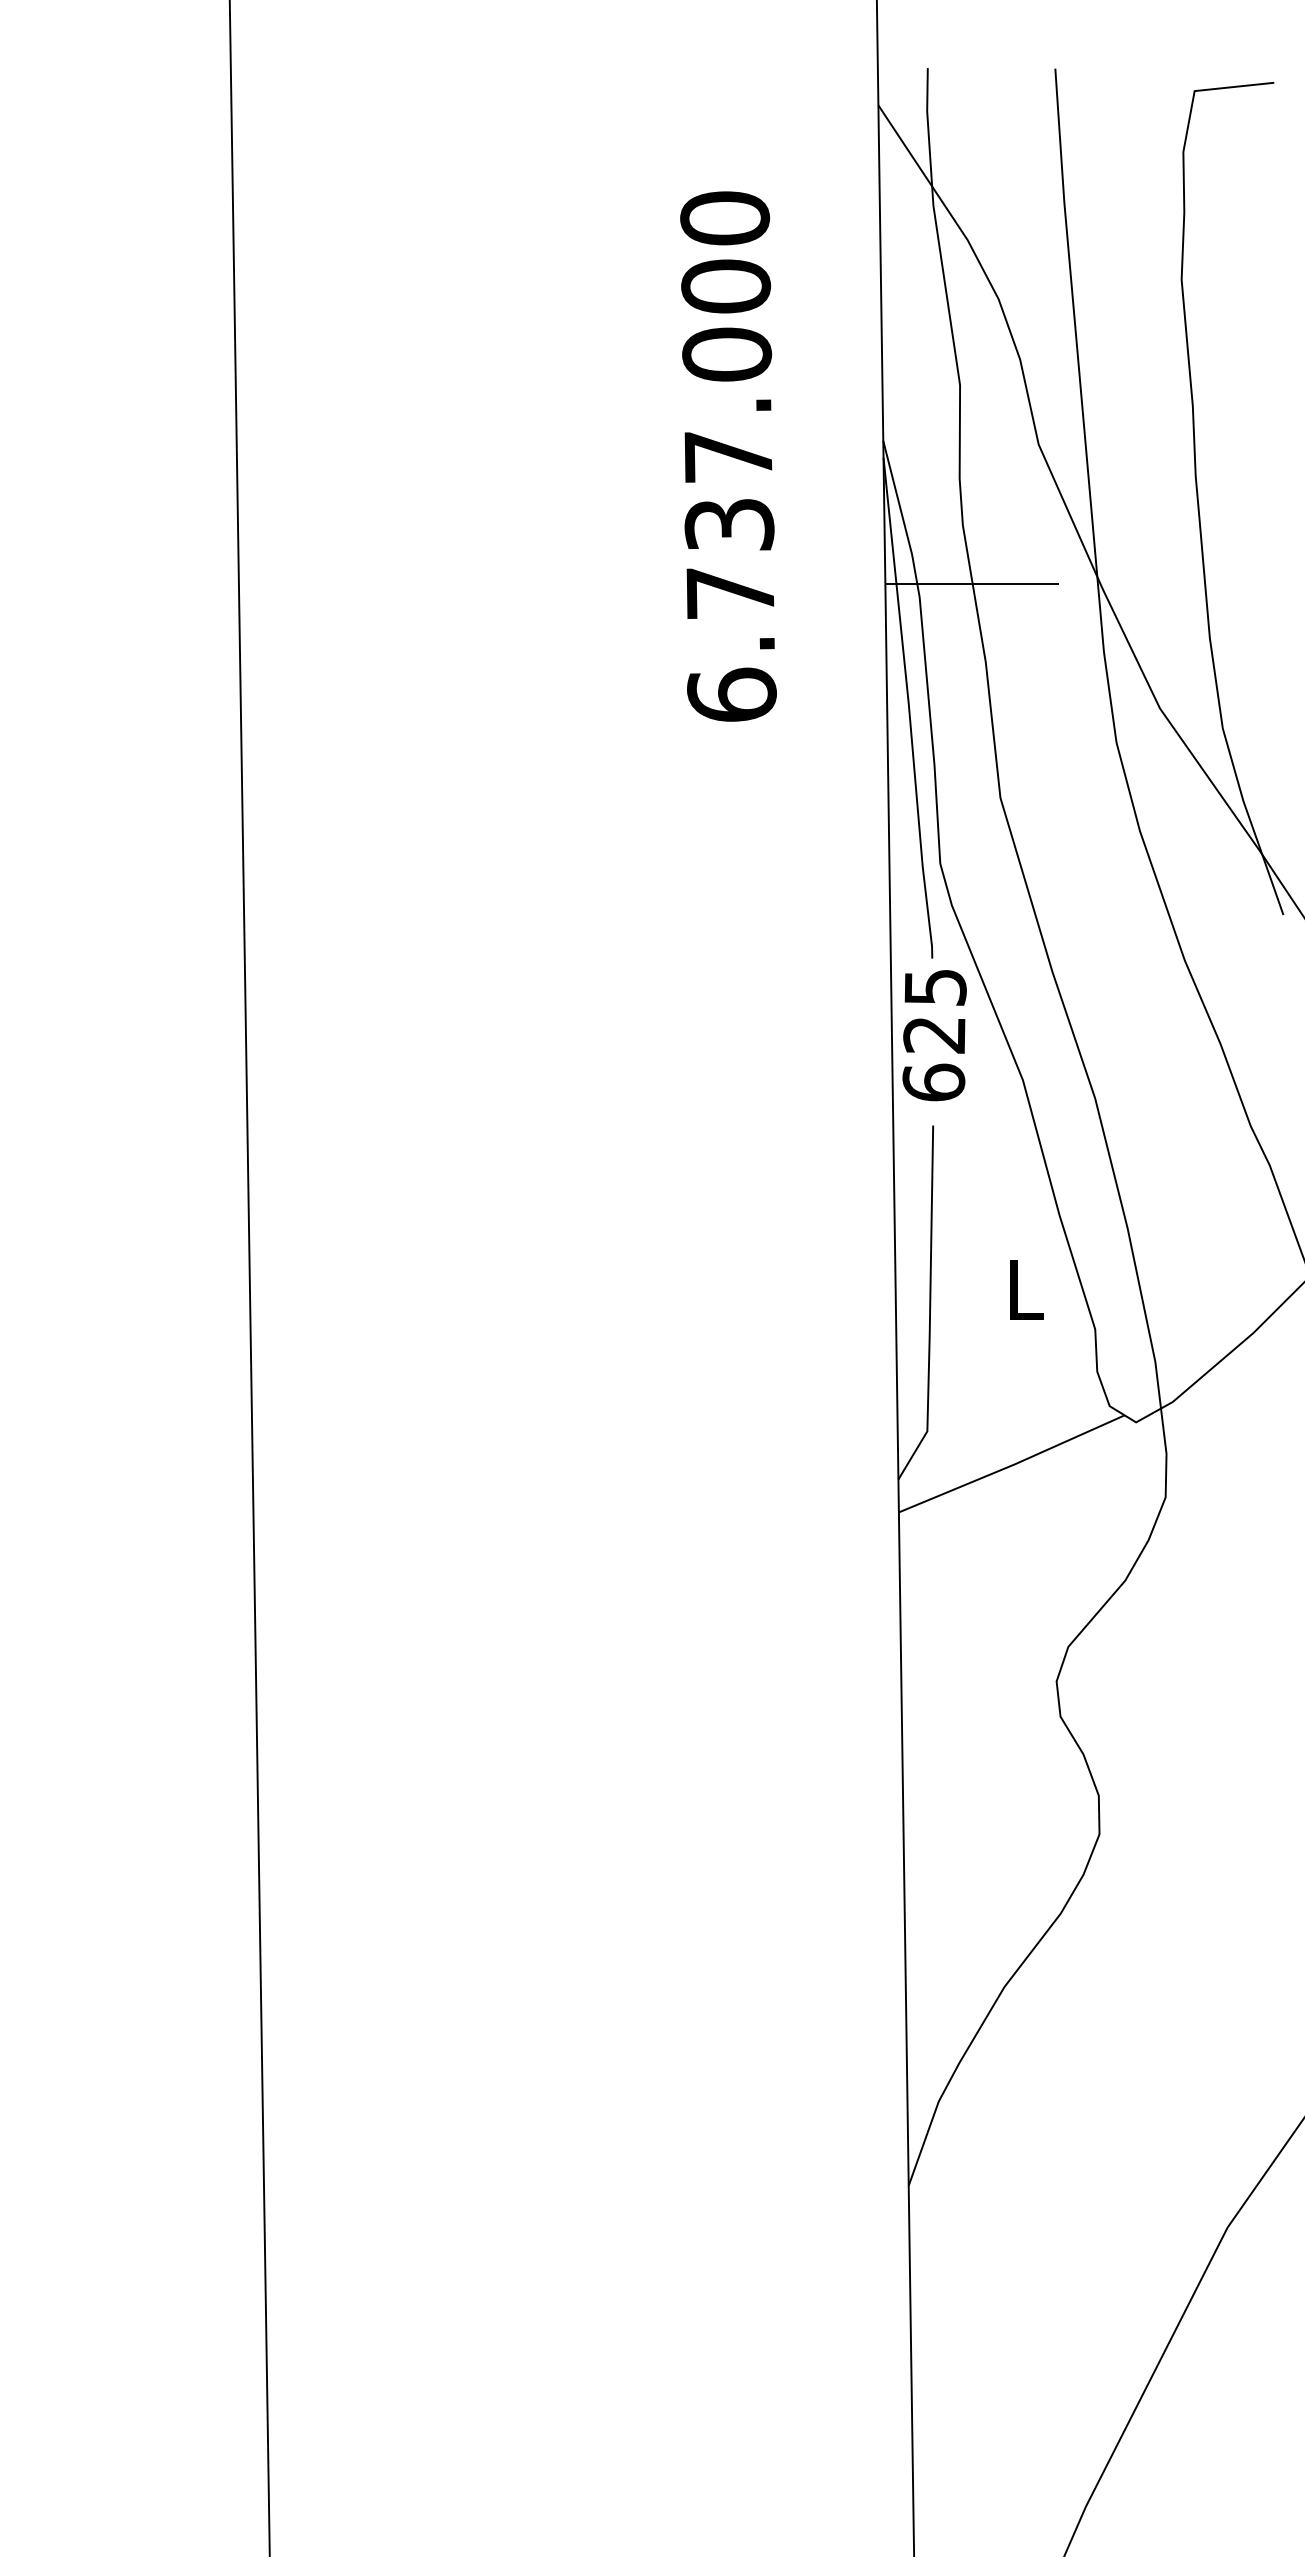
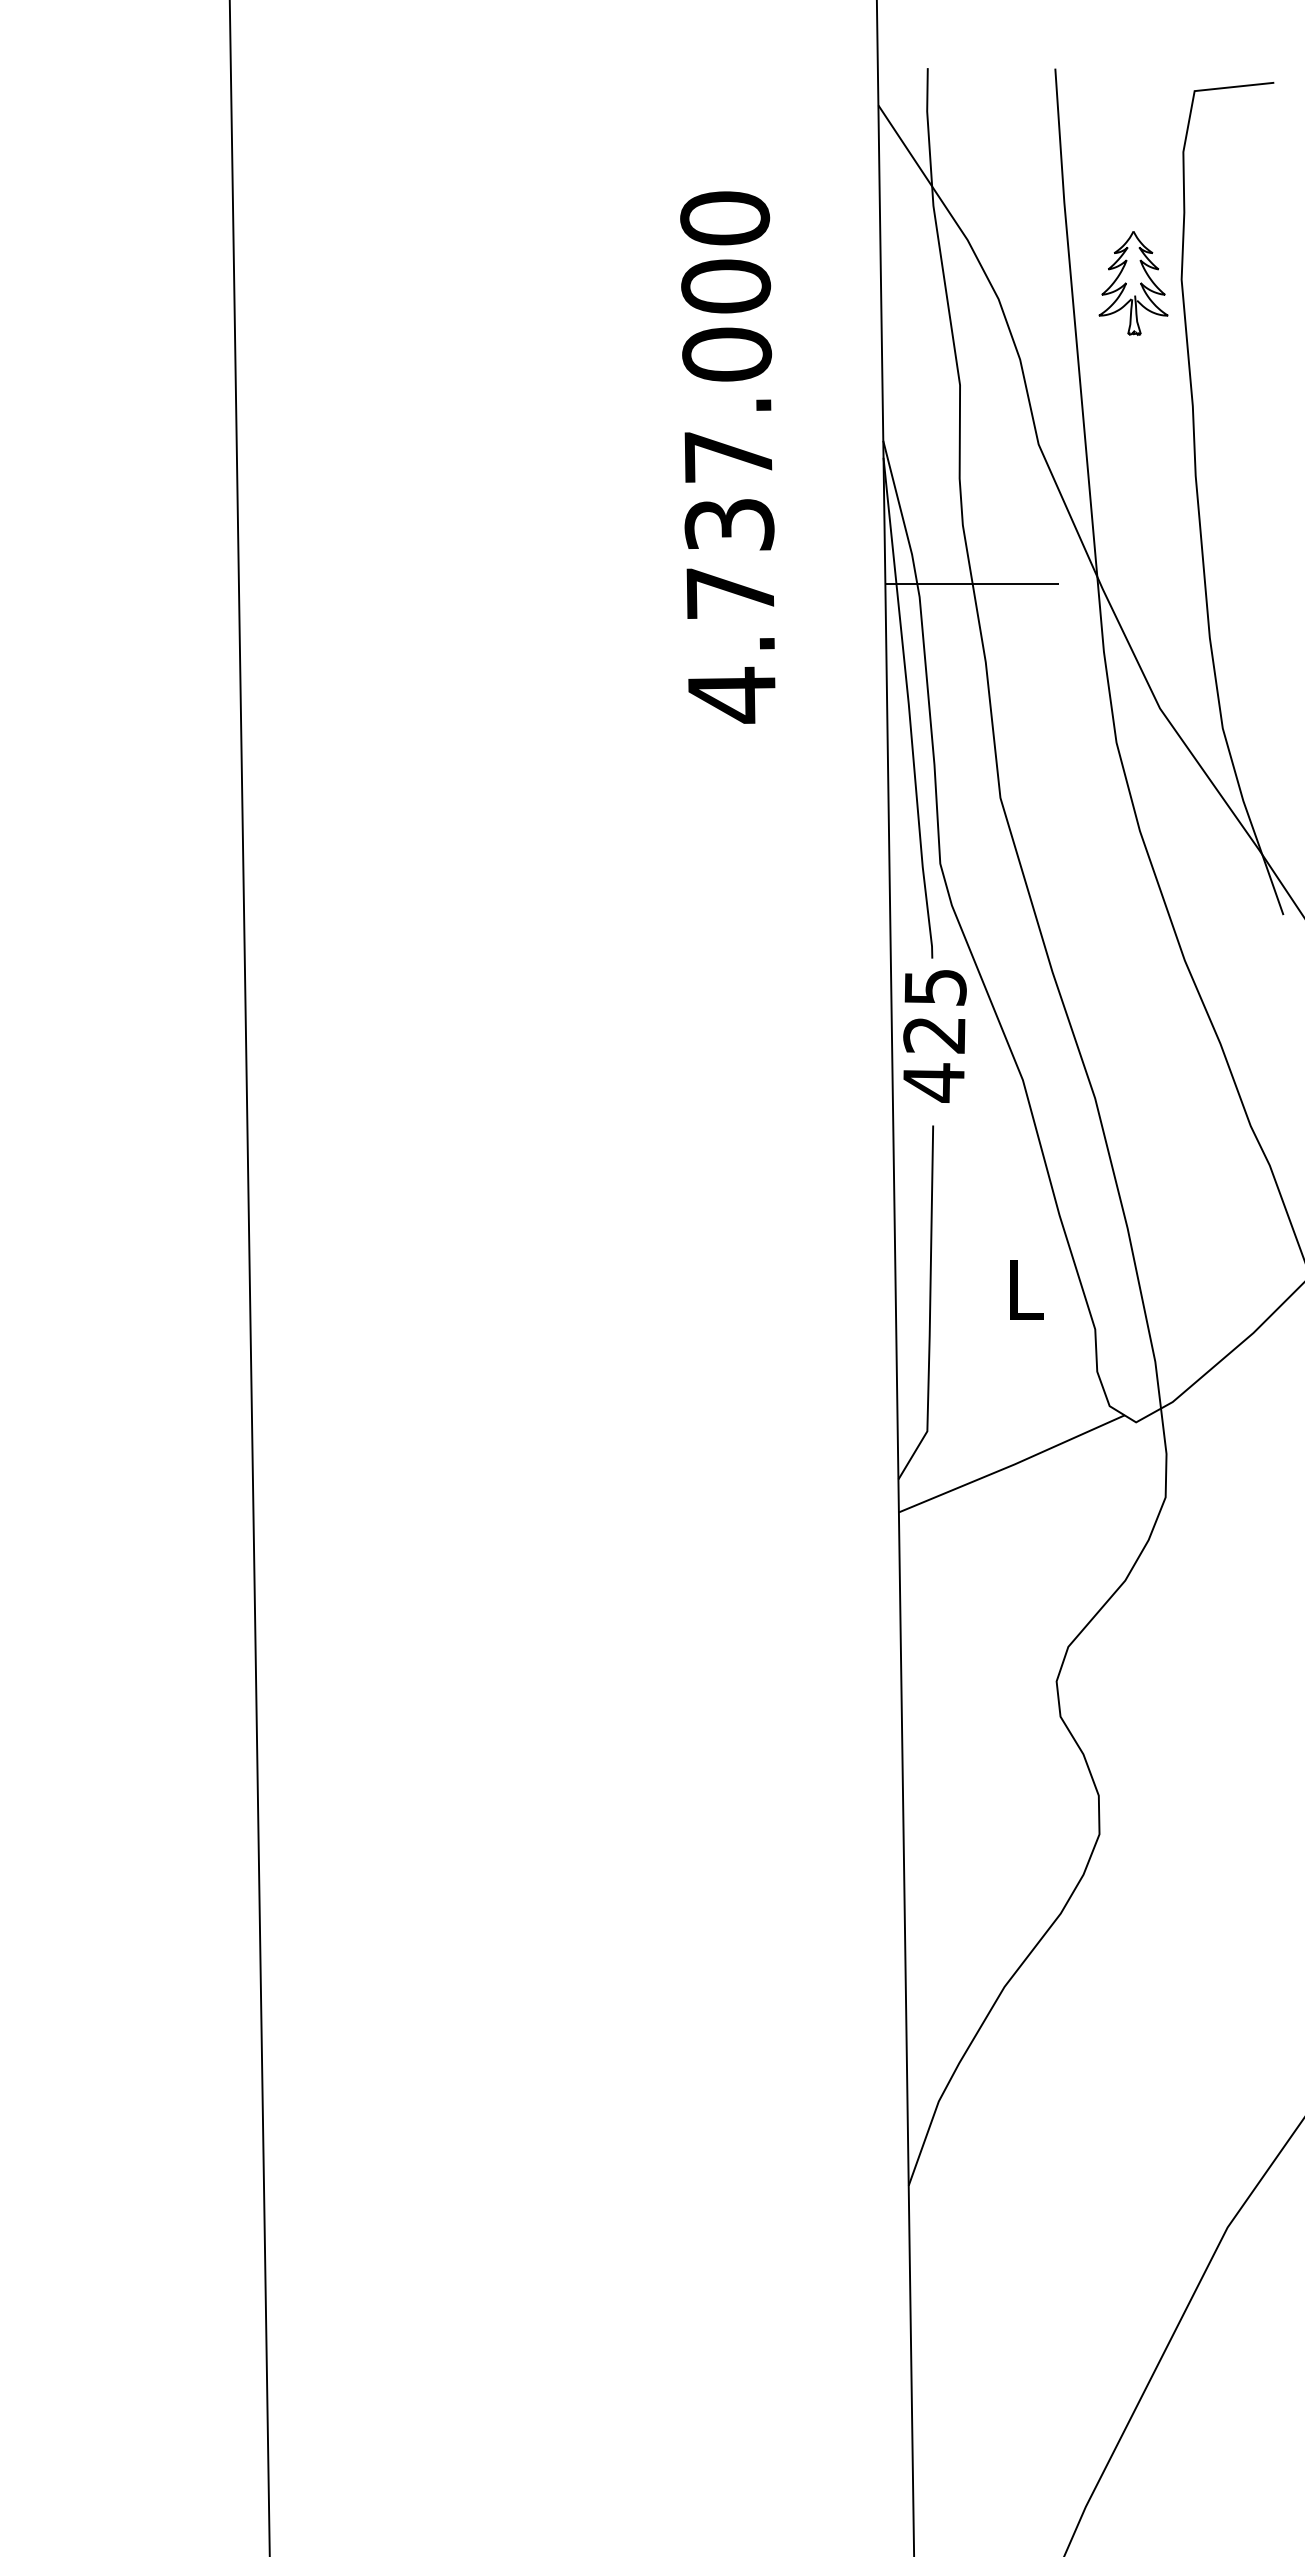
part: none -> present (1133, 283)
text: 6.737.000 -> 4.737.000 (731, 694)
text: 625 -> 425 (933, 1082)
